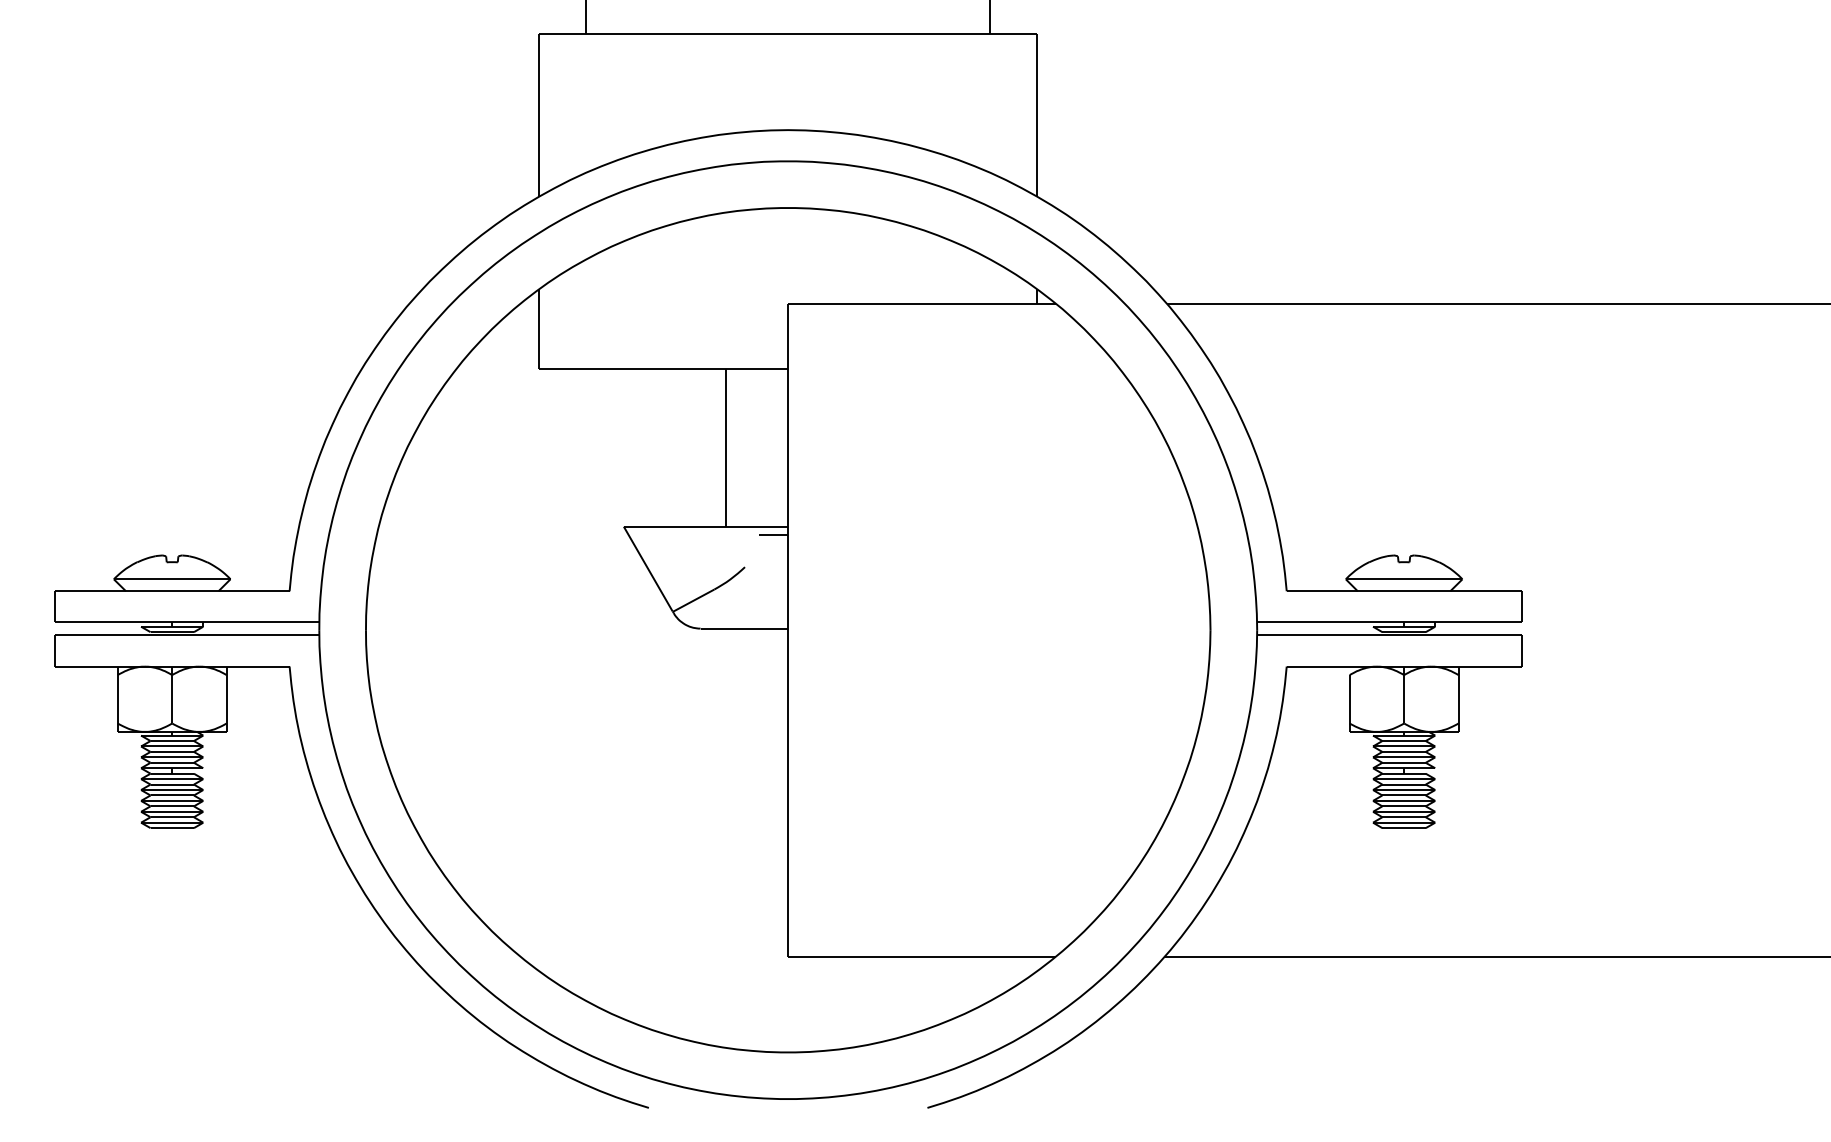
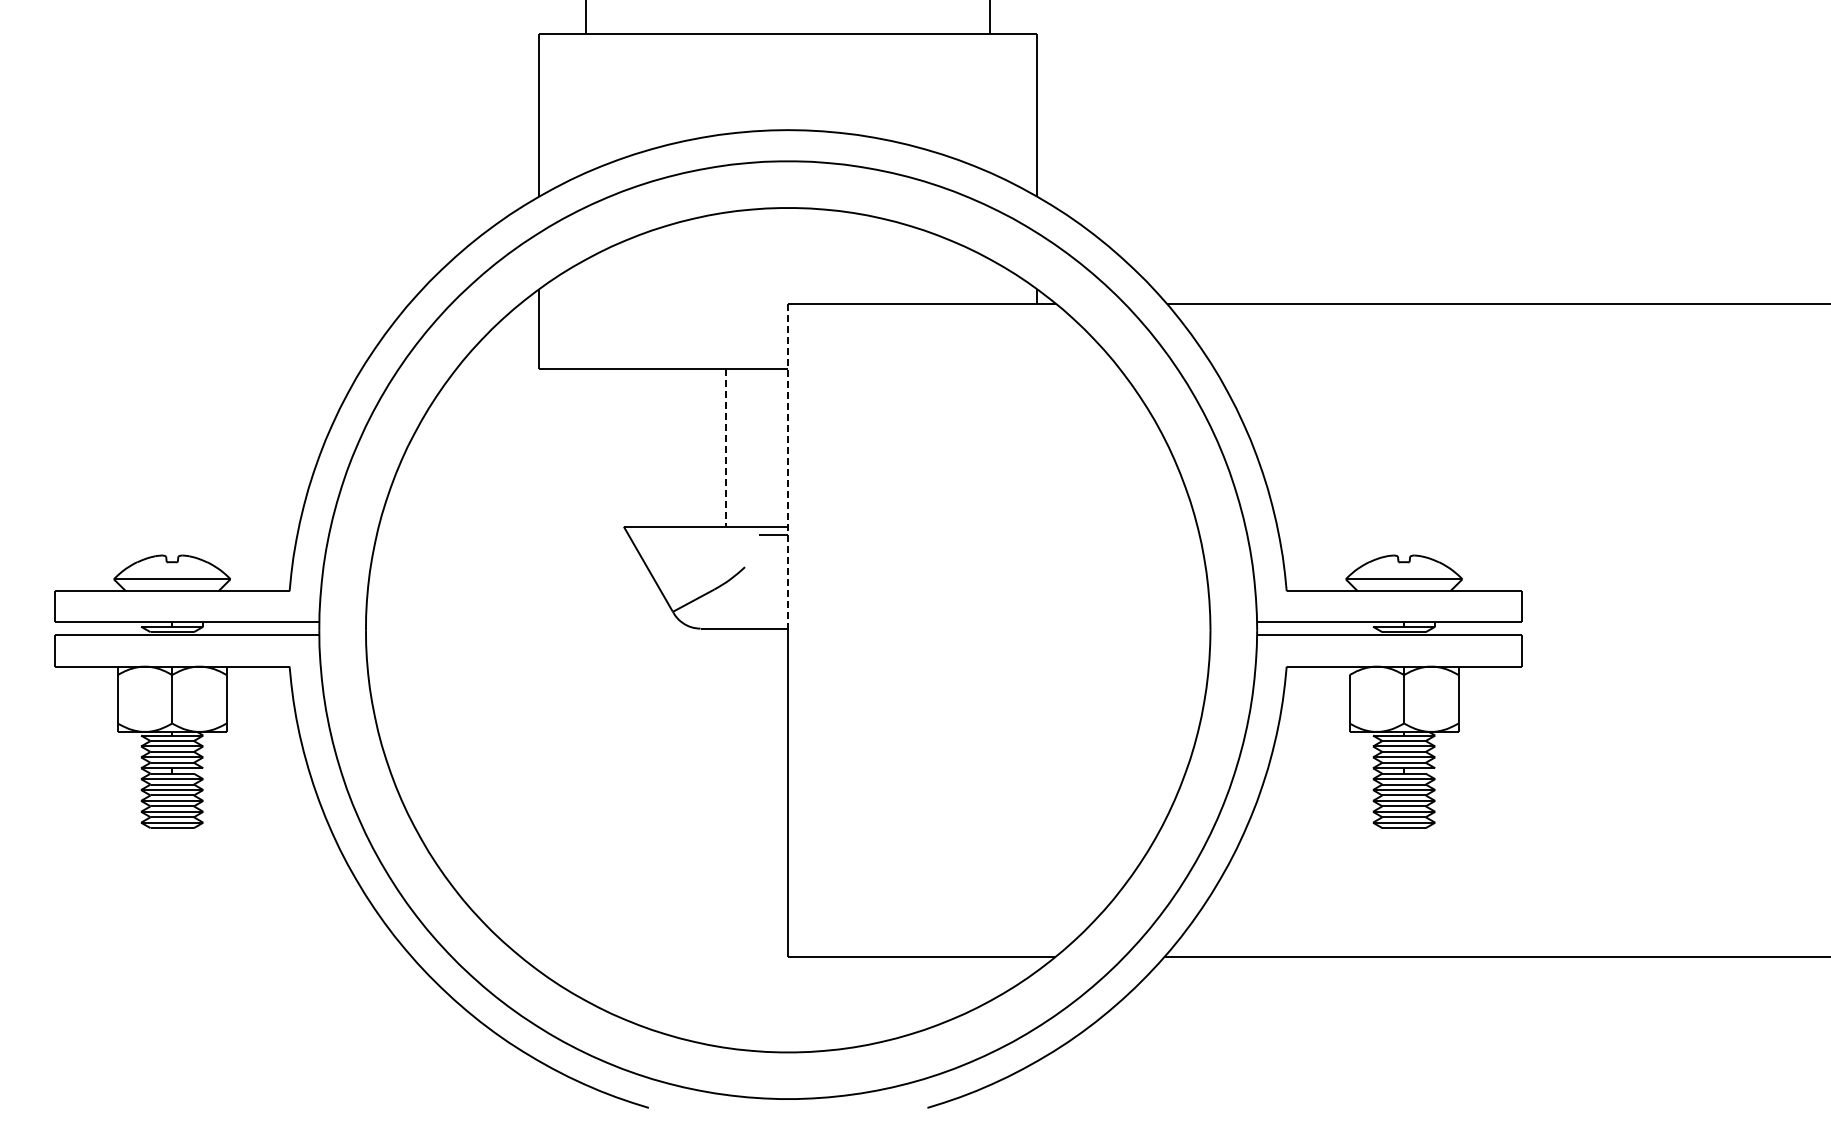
line: solid -> dashed (726, 447)
line: solid -> dashed (788, 467)
